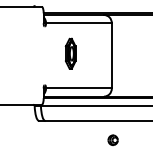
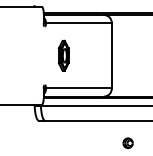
part position: (70, 53) -> (63, 55) (63, 55)
part position: (112, 139) -> (127, 142) (127, 142)
